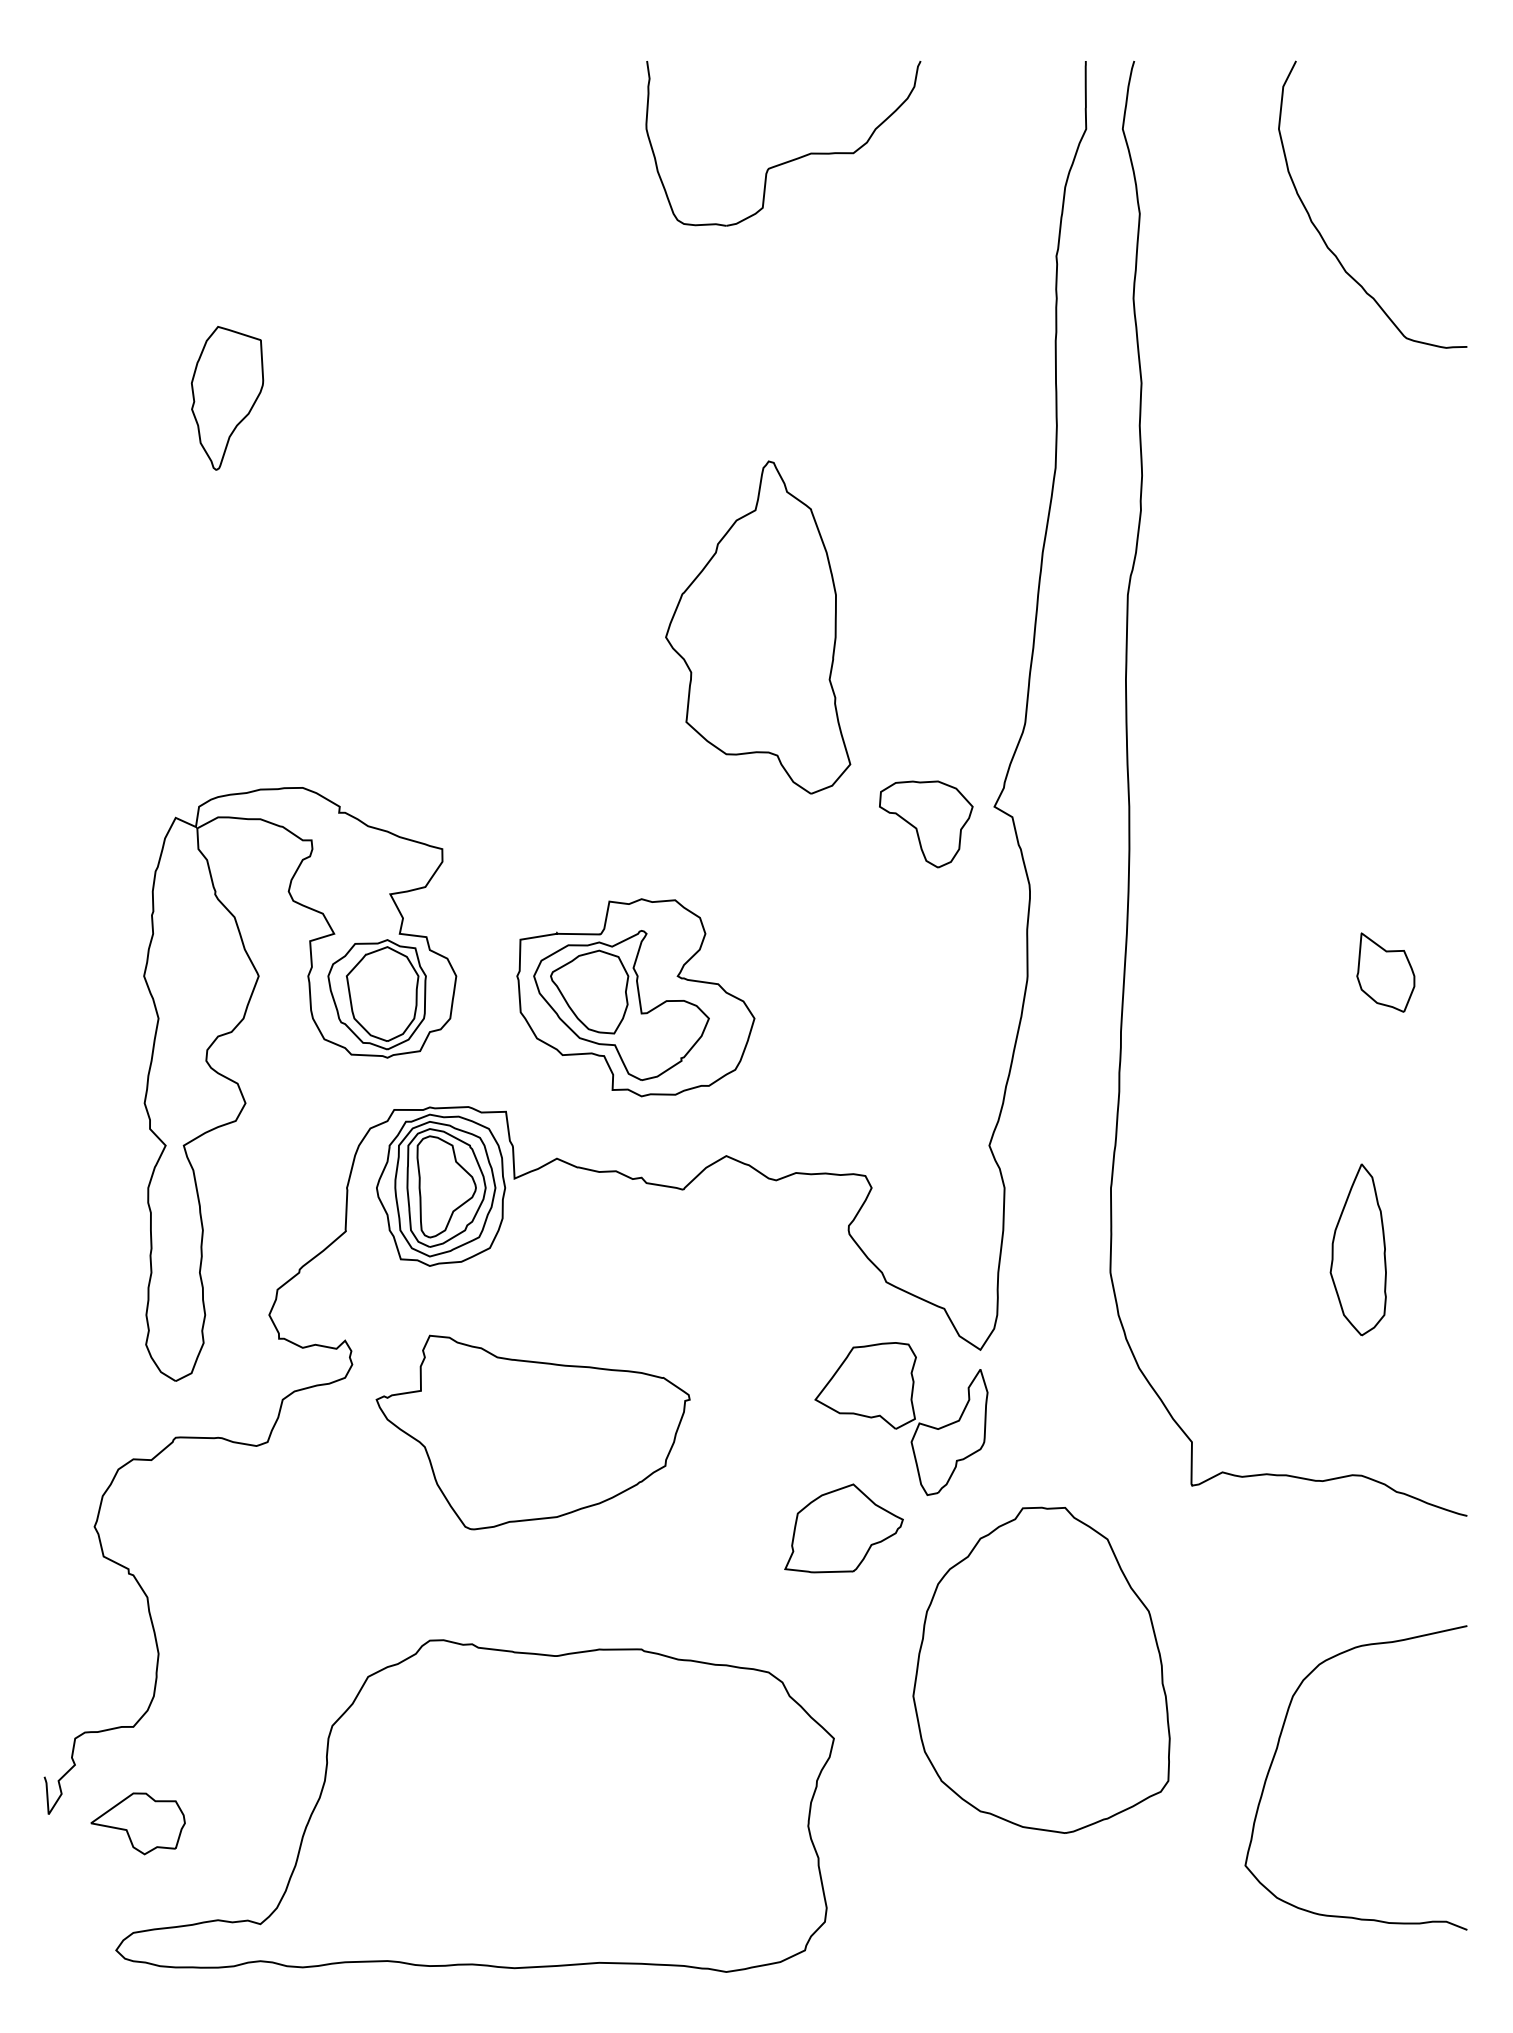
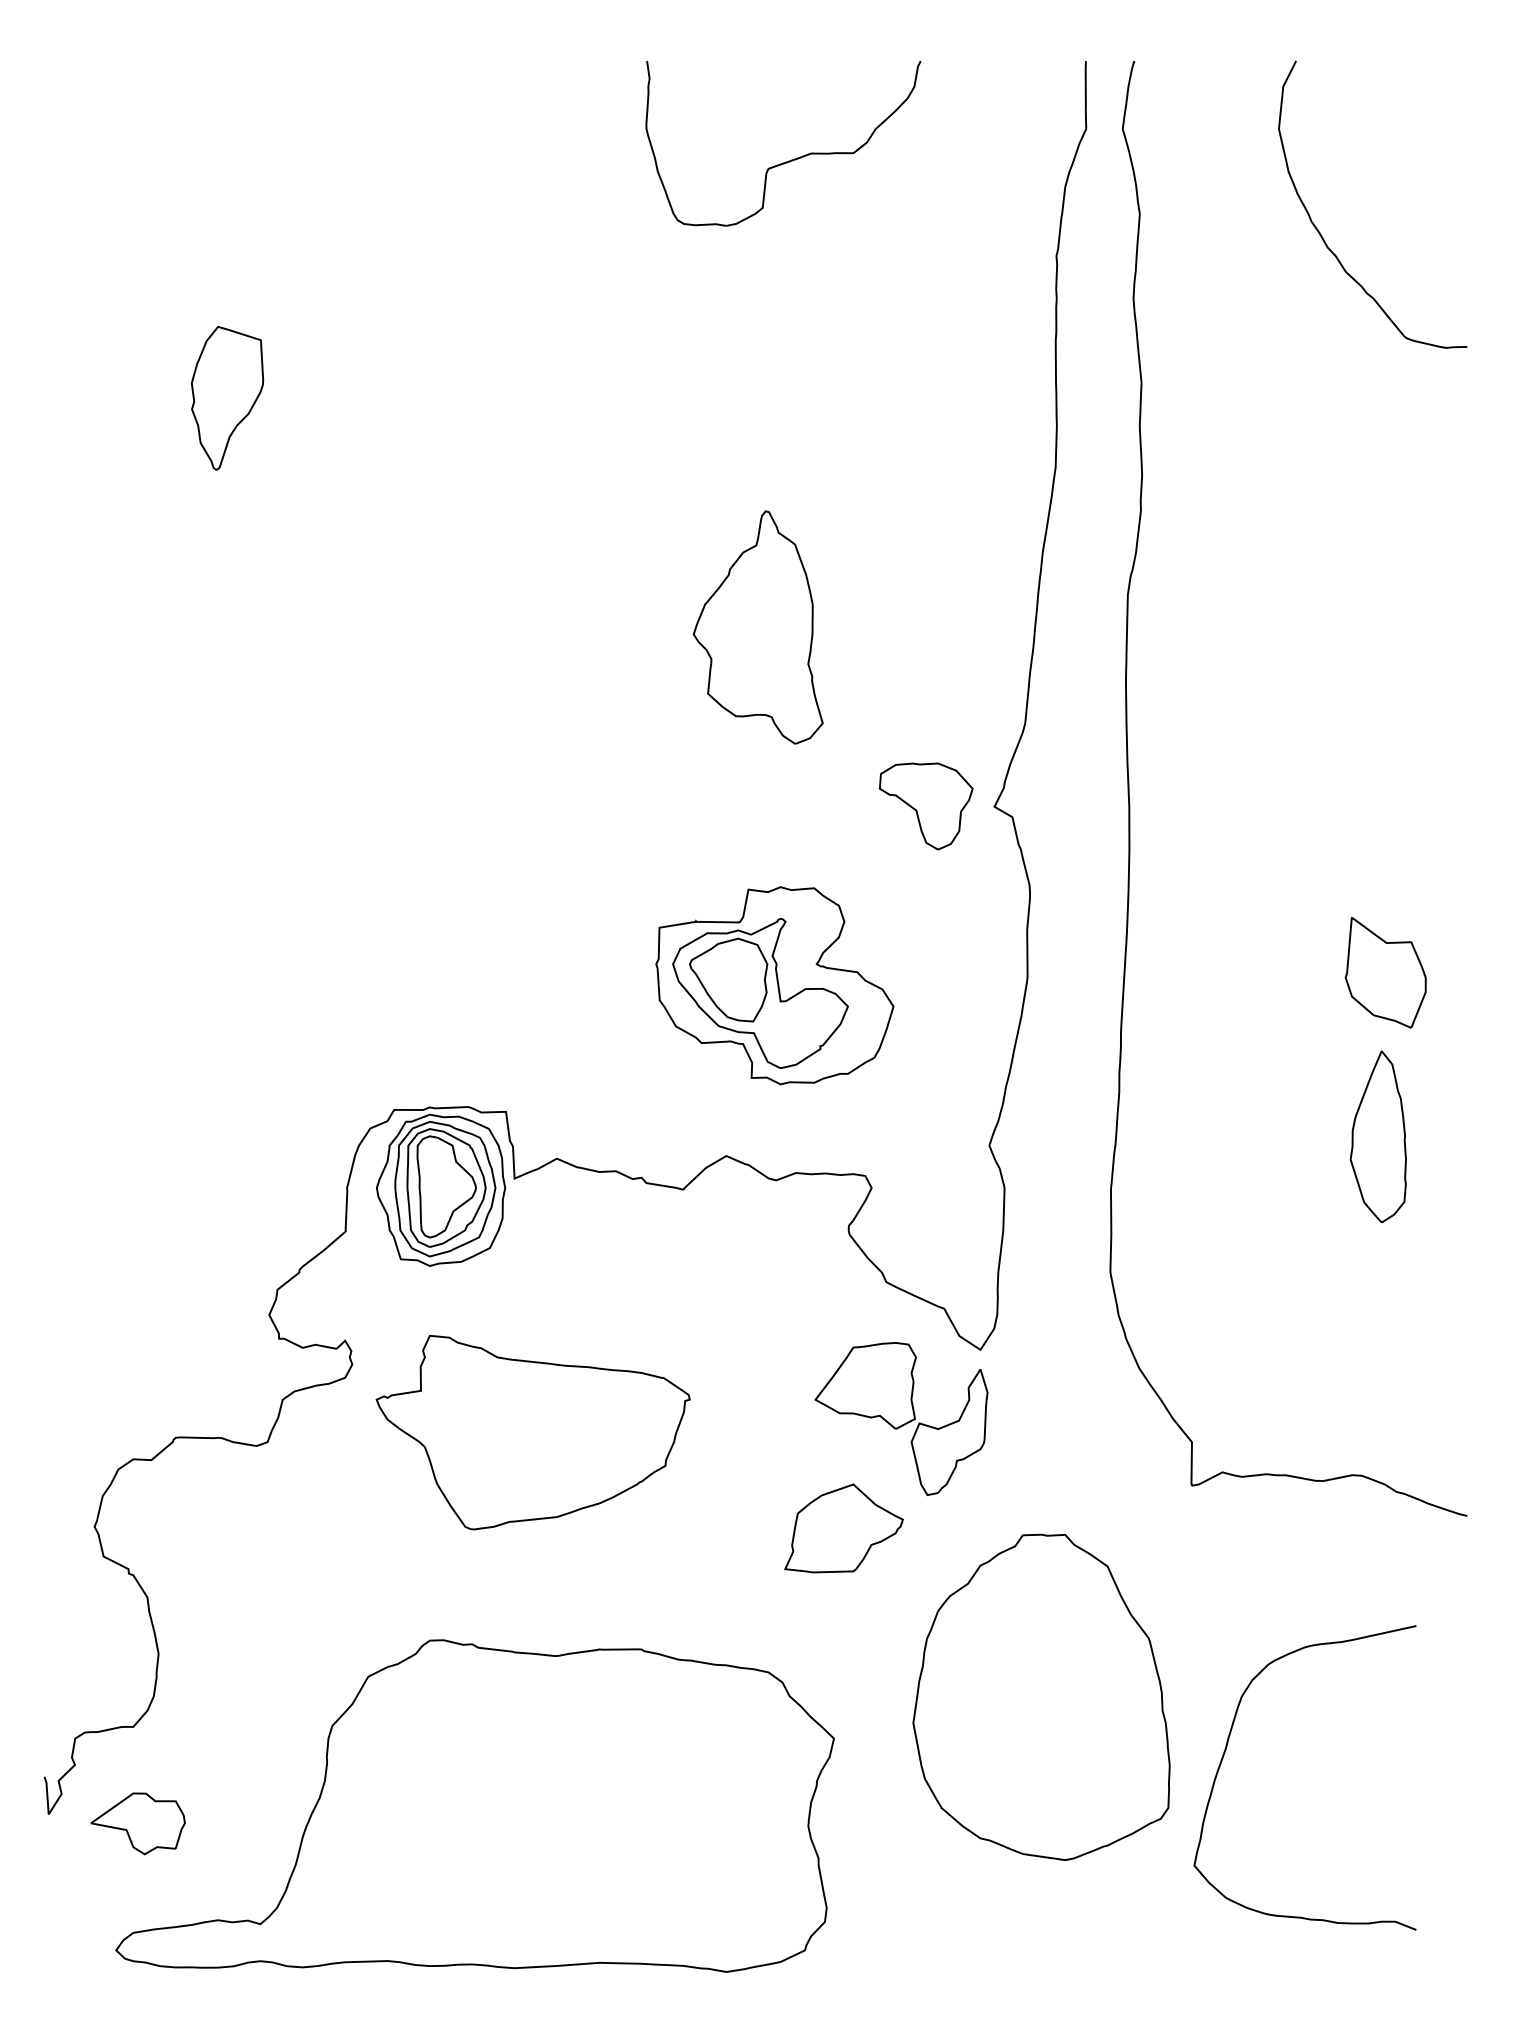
part size: 187x335 px -> 132x235 px (757, 627)
part position: (926, 824) -> (926, 806) (926, 806)
part size: 60x81 px -> 83x113 px (1385, 972)
part position: (635, 997) -> (774, 985) (774, 985)
part: present -> none (324, 1040)
part position: (1357, 1249) -> (1377, 1136) (1377, 1136)
part position: (1041, 1669) -> (1041, 1696) (1041, 1696)
curve position: (1277, 1750) -> (1226, 1750) (1226, 1750)
